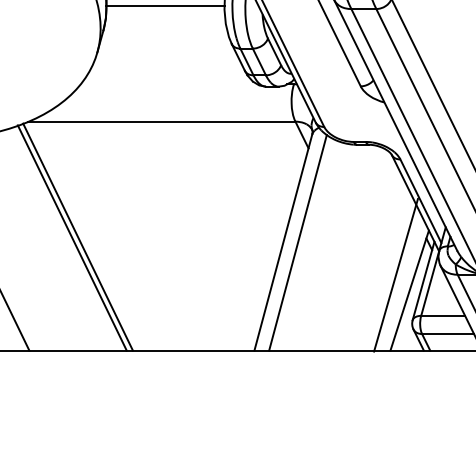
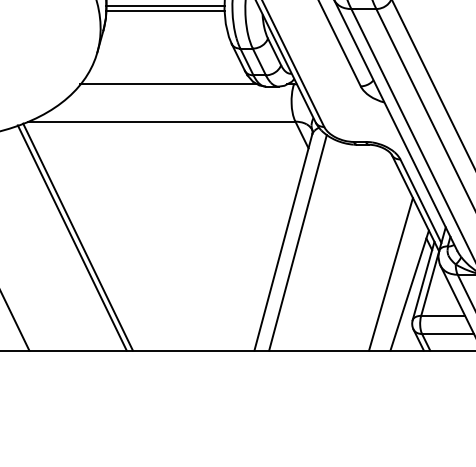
line: none -> present (165, 11)
line: none -> present (168, 84)
line position: (395, 275) -> (390, 274) (390, 274)
